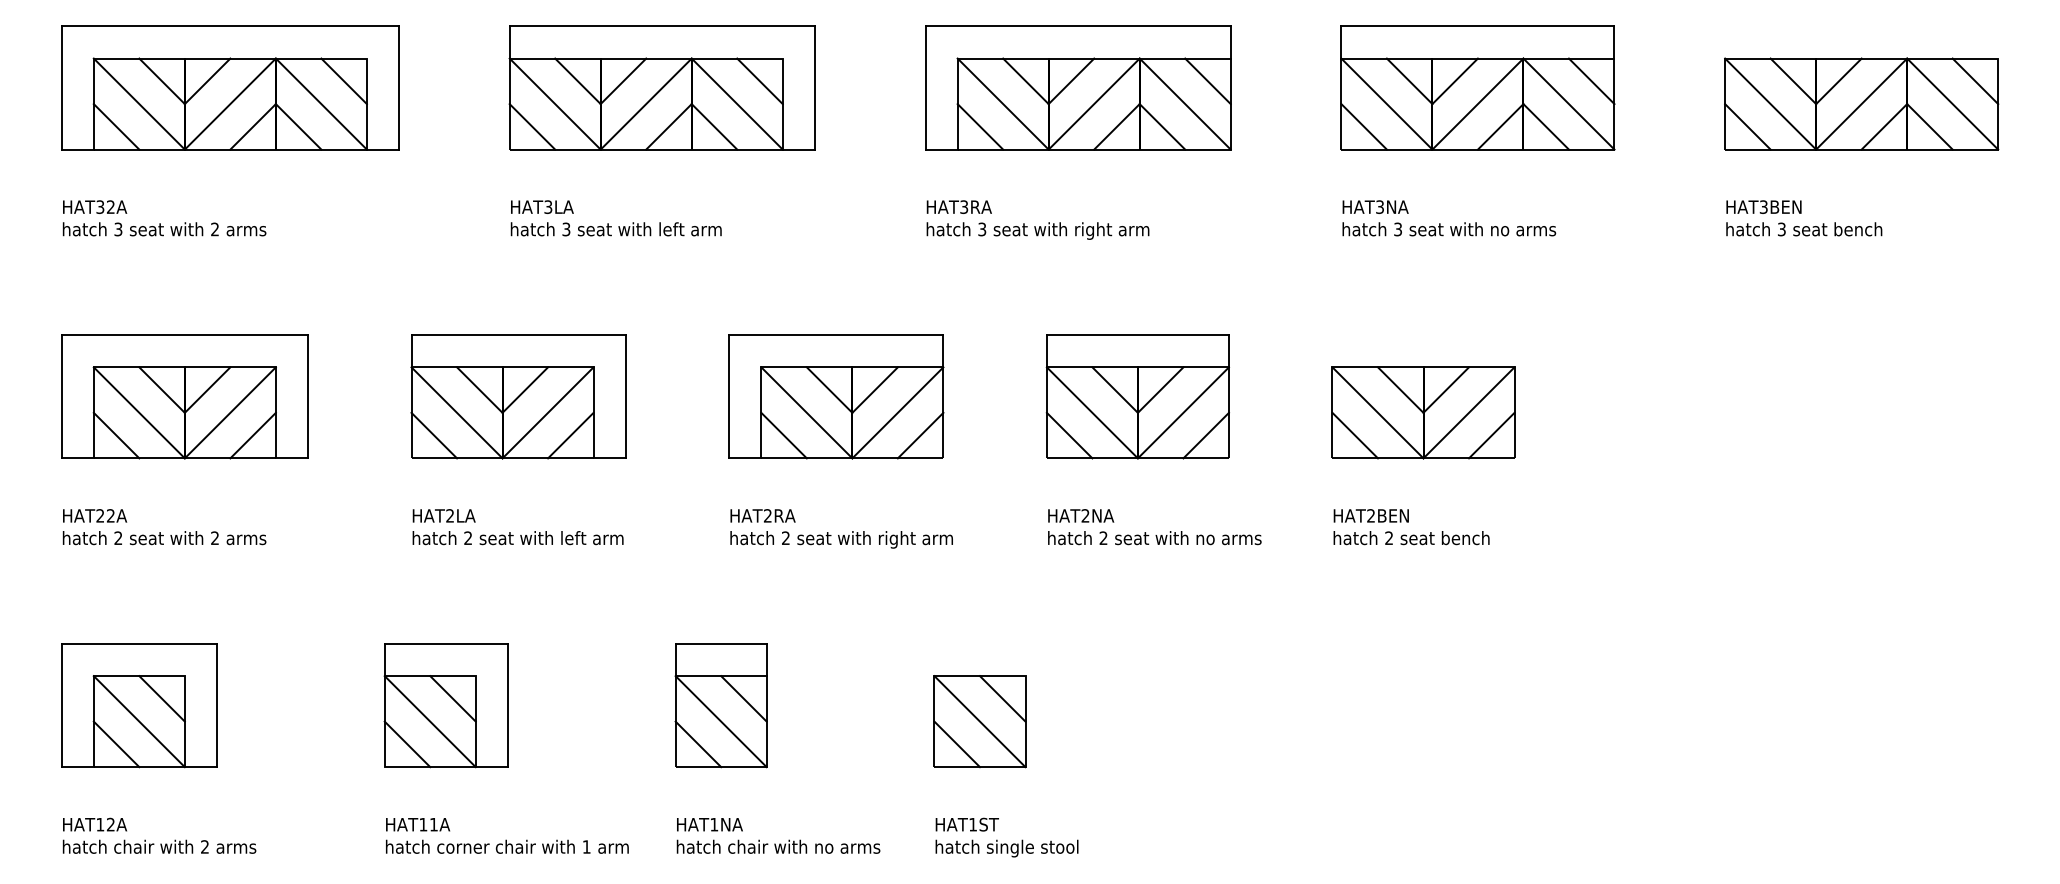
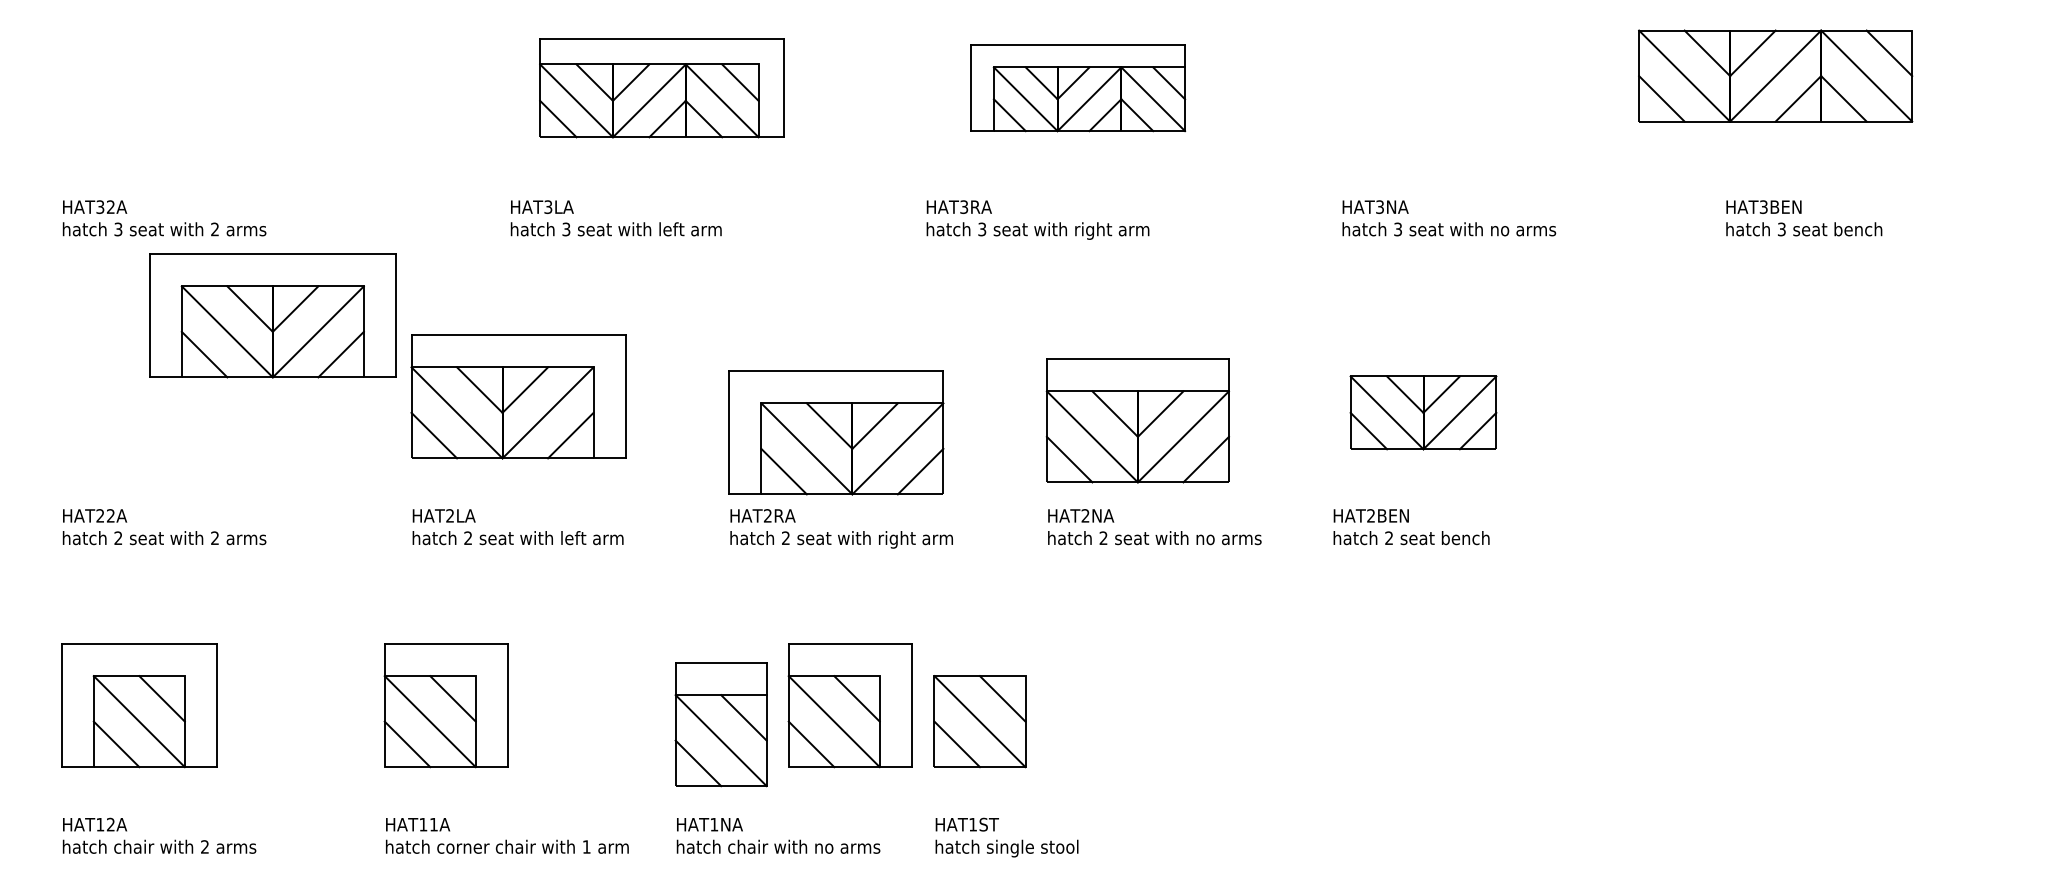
part: present -> none (230, 87)
part size: 308x126 px -> 246x101 px (661, 88)
part size: 307x126 px -> 217x89 px (1078, 88)
part: present -> none (1477, 87)
part position: (1861, 103) -> (1775, 75) (1775, 75)
part position: (184, 396) -> (272, 315) (272, 315)
part position: (836, 396) -> (836, 432) (836, 432)
part position: (1137, 396) -> (1137, 420) (1137, 420)
part size: 185x94 px -> 149x76 px (1423, 412)
part position: (720, 705) -> (720, 724) (720, 724)
part: none -> present (849, 705)
